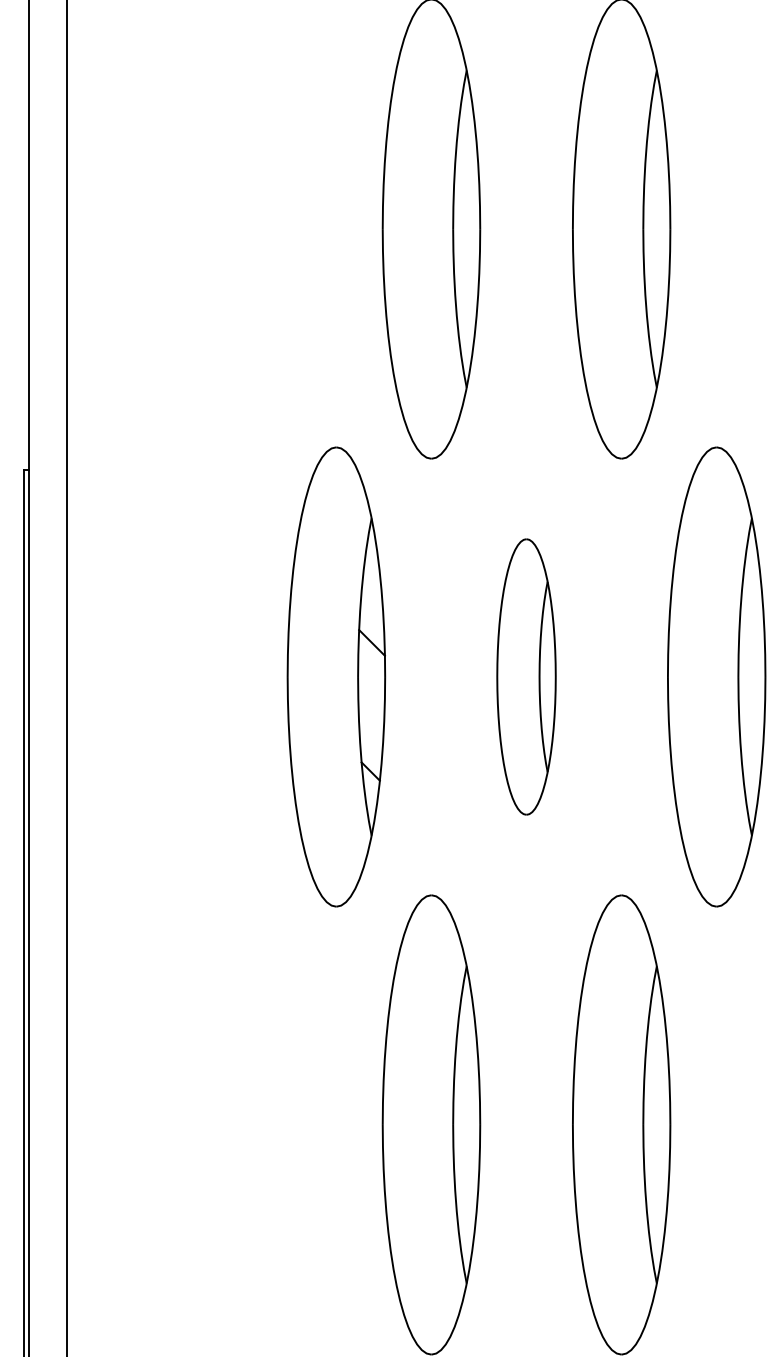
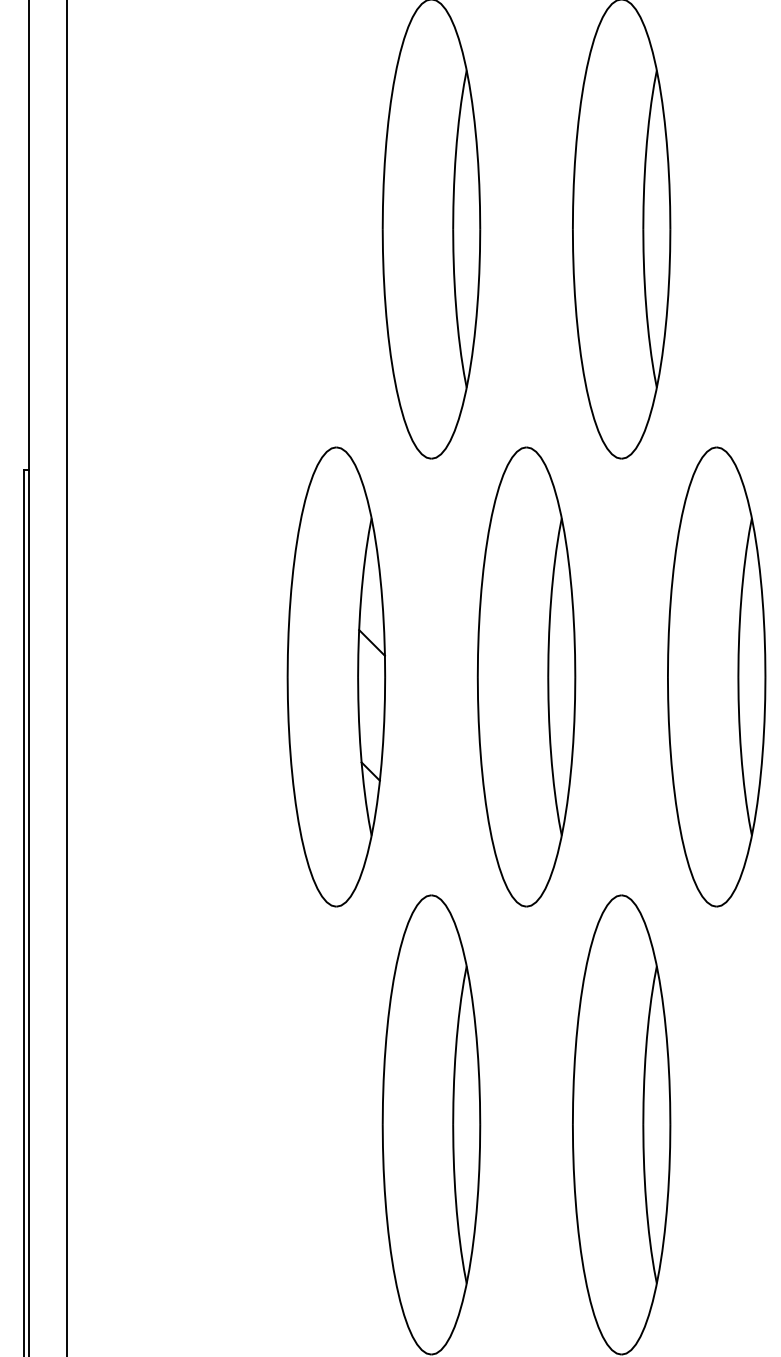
part size: 61x278 px -> 101x462 px (526, 676)
